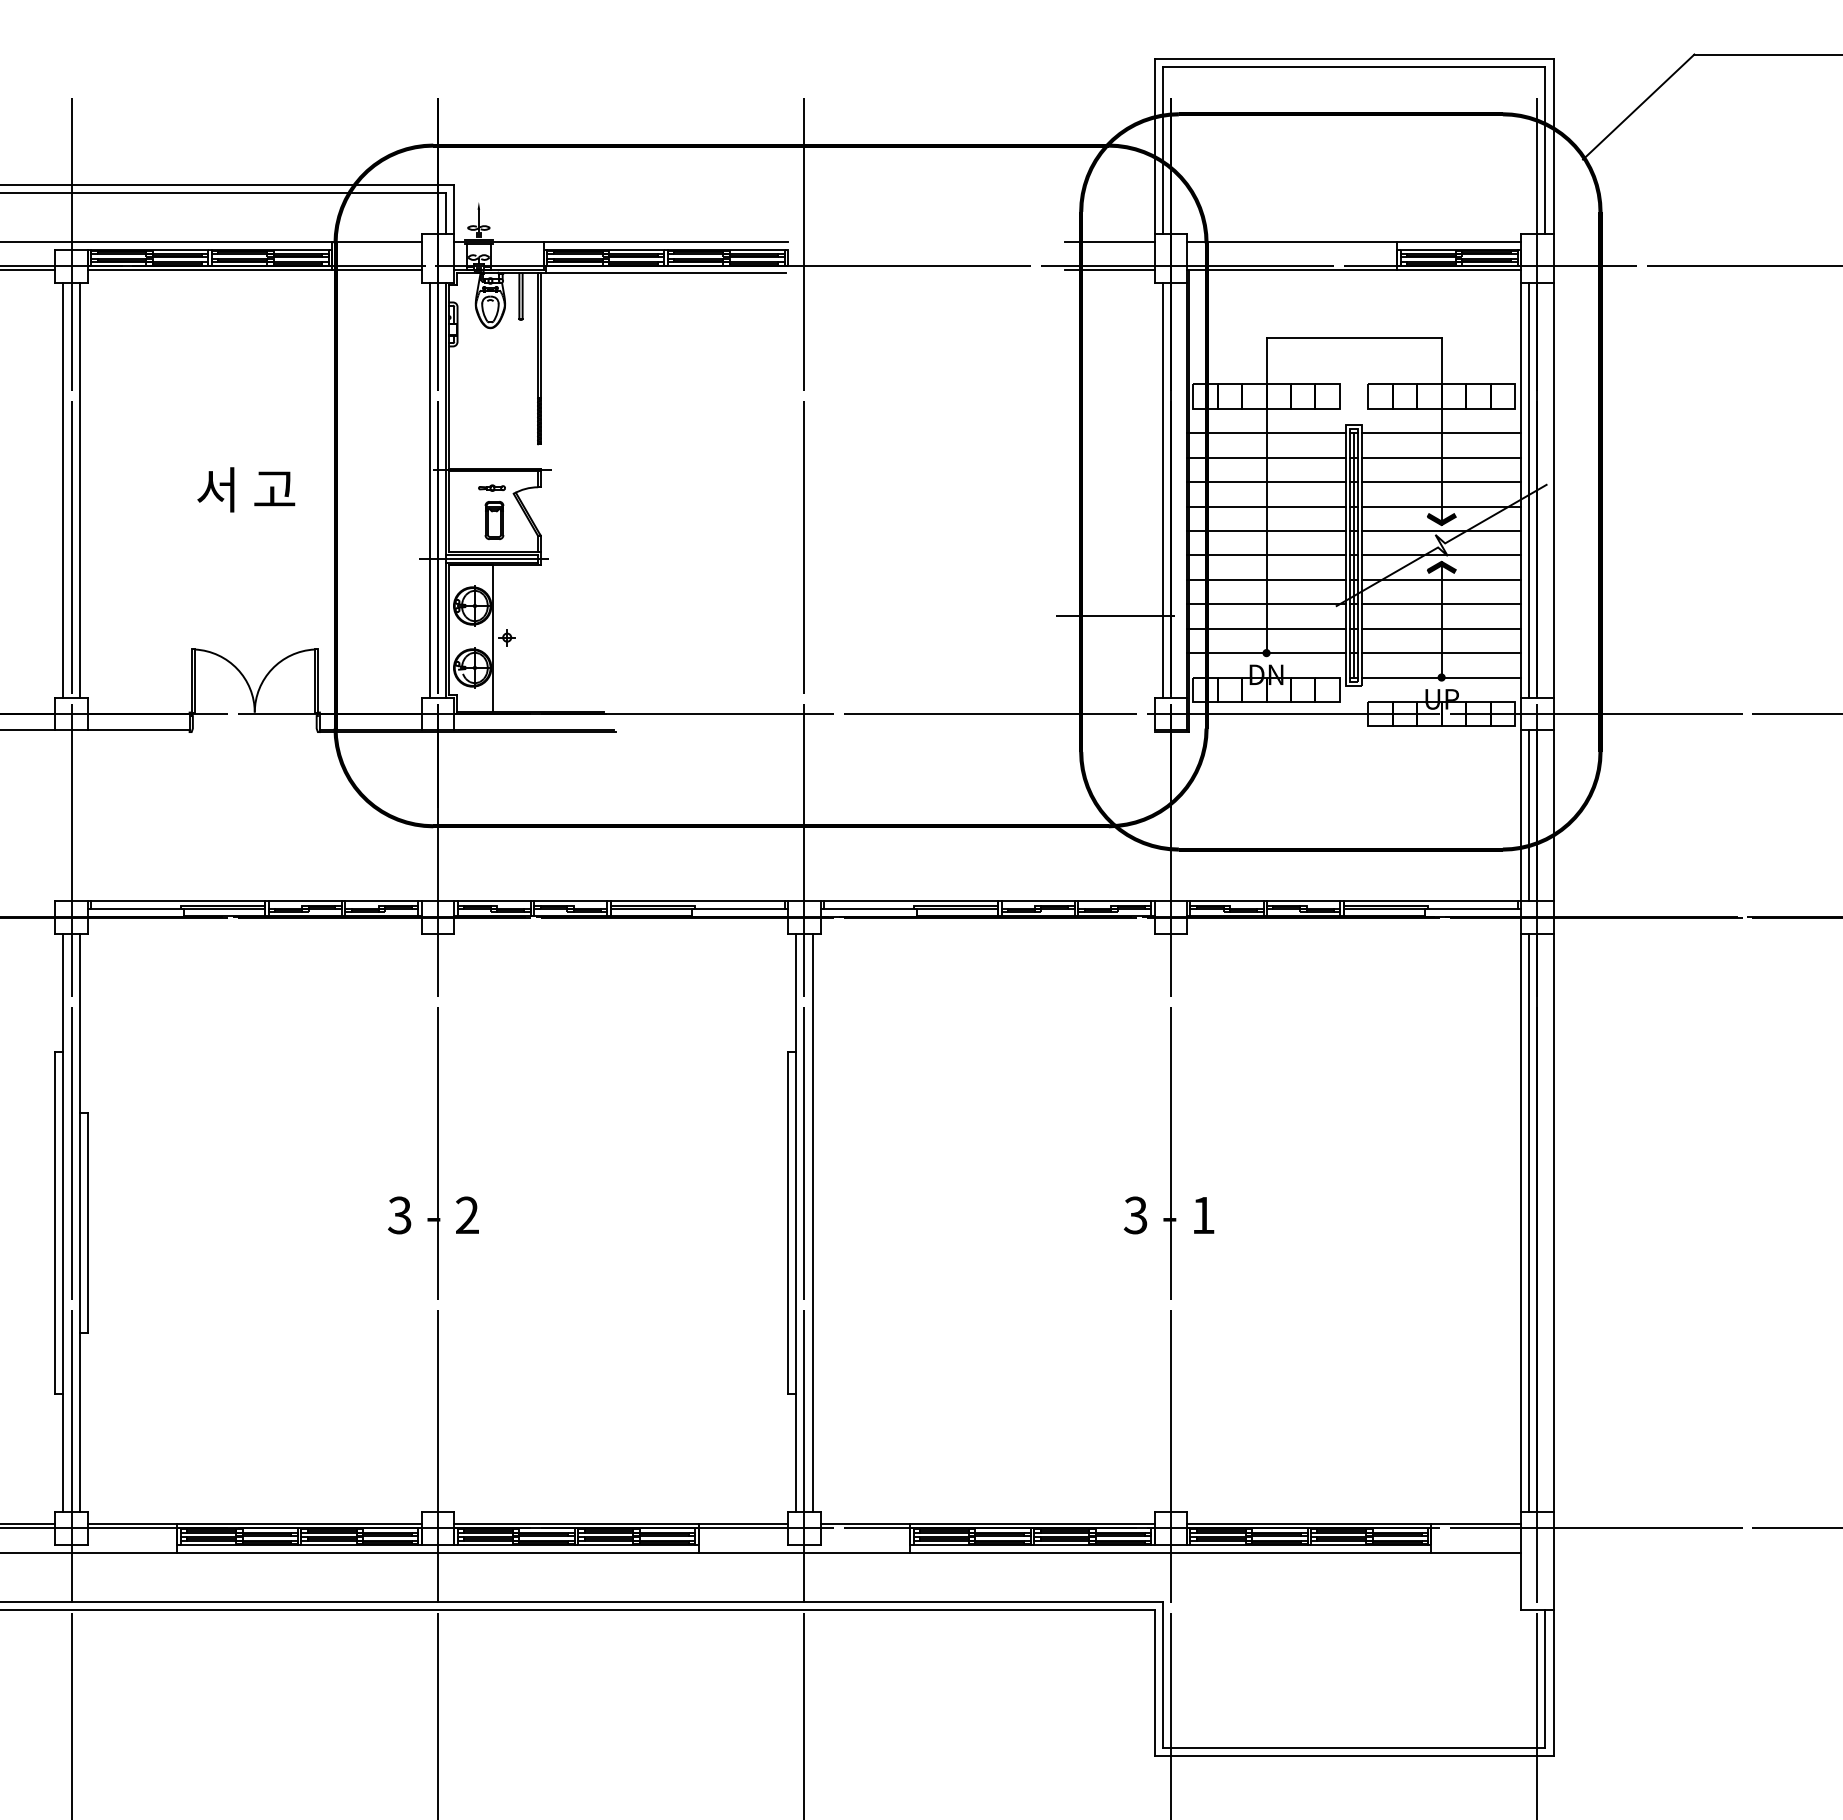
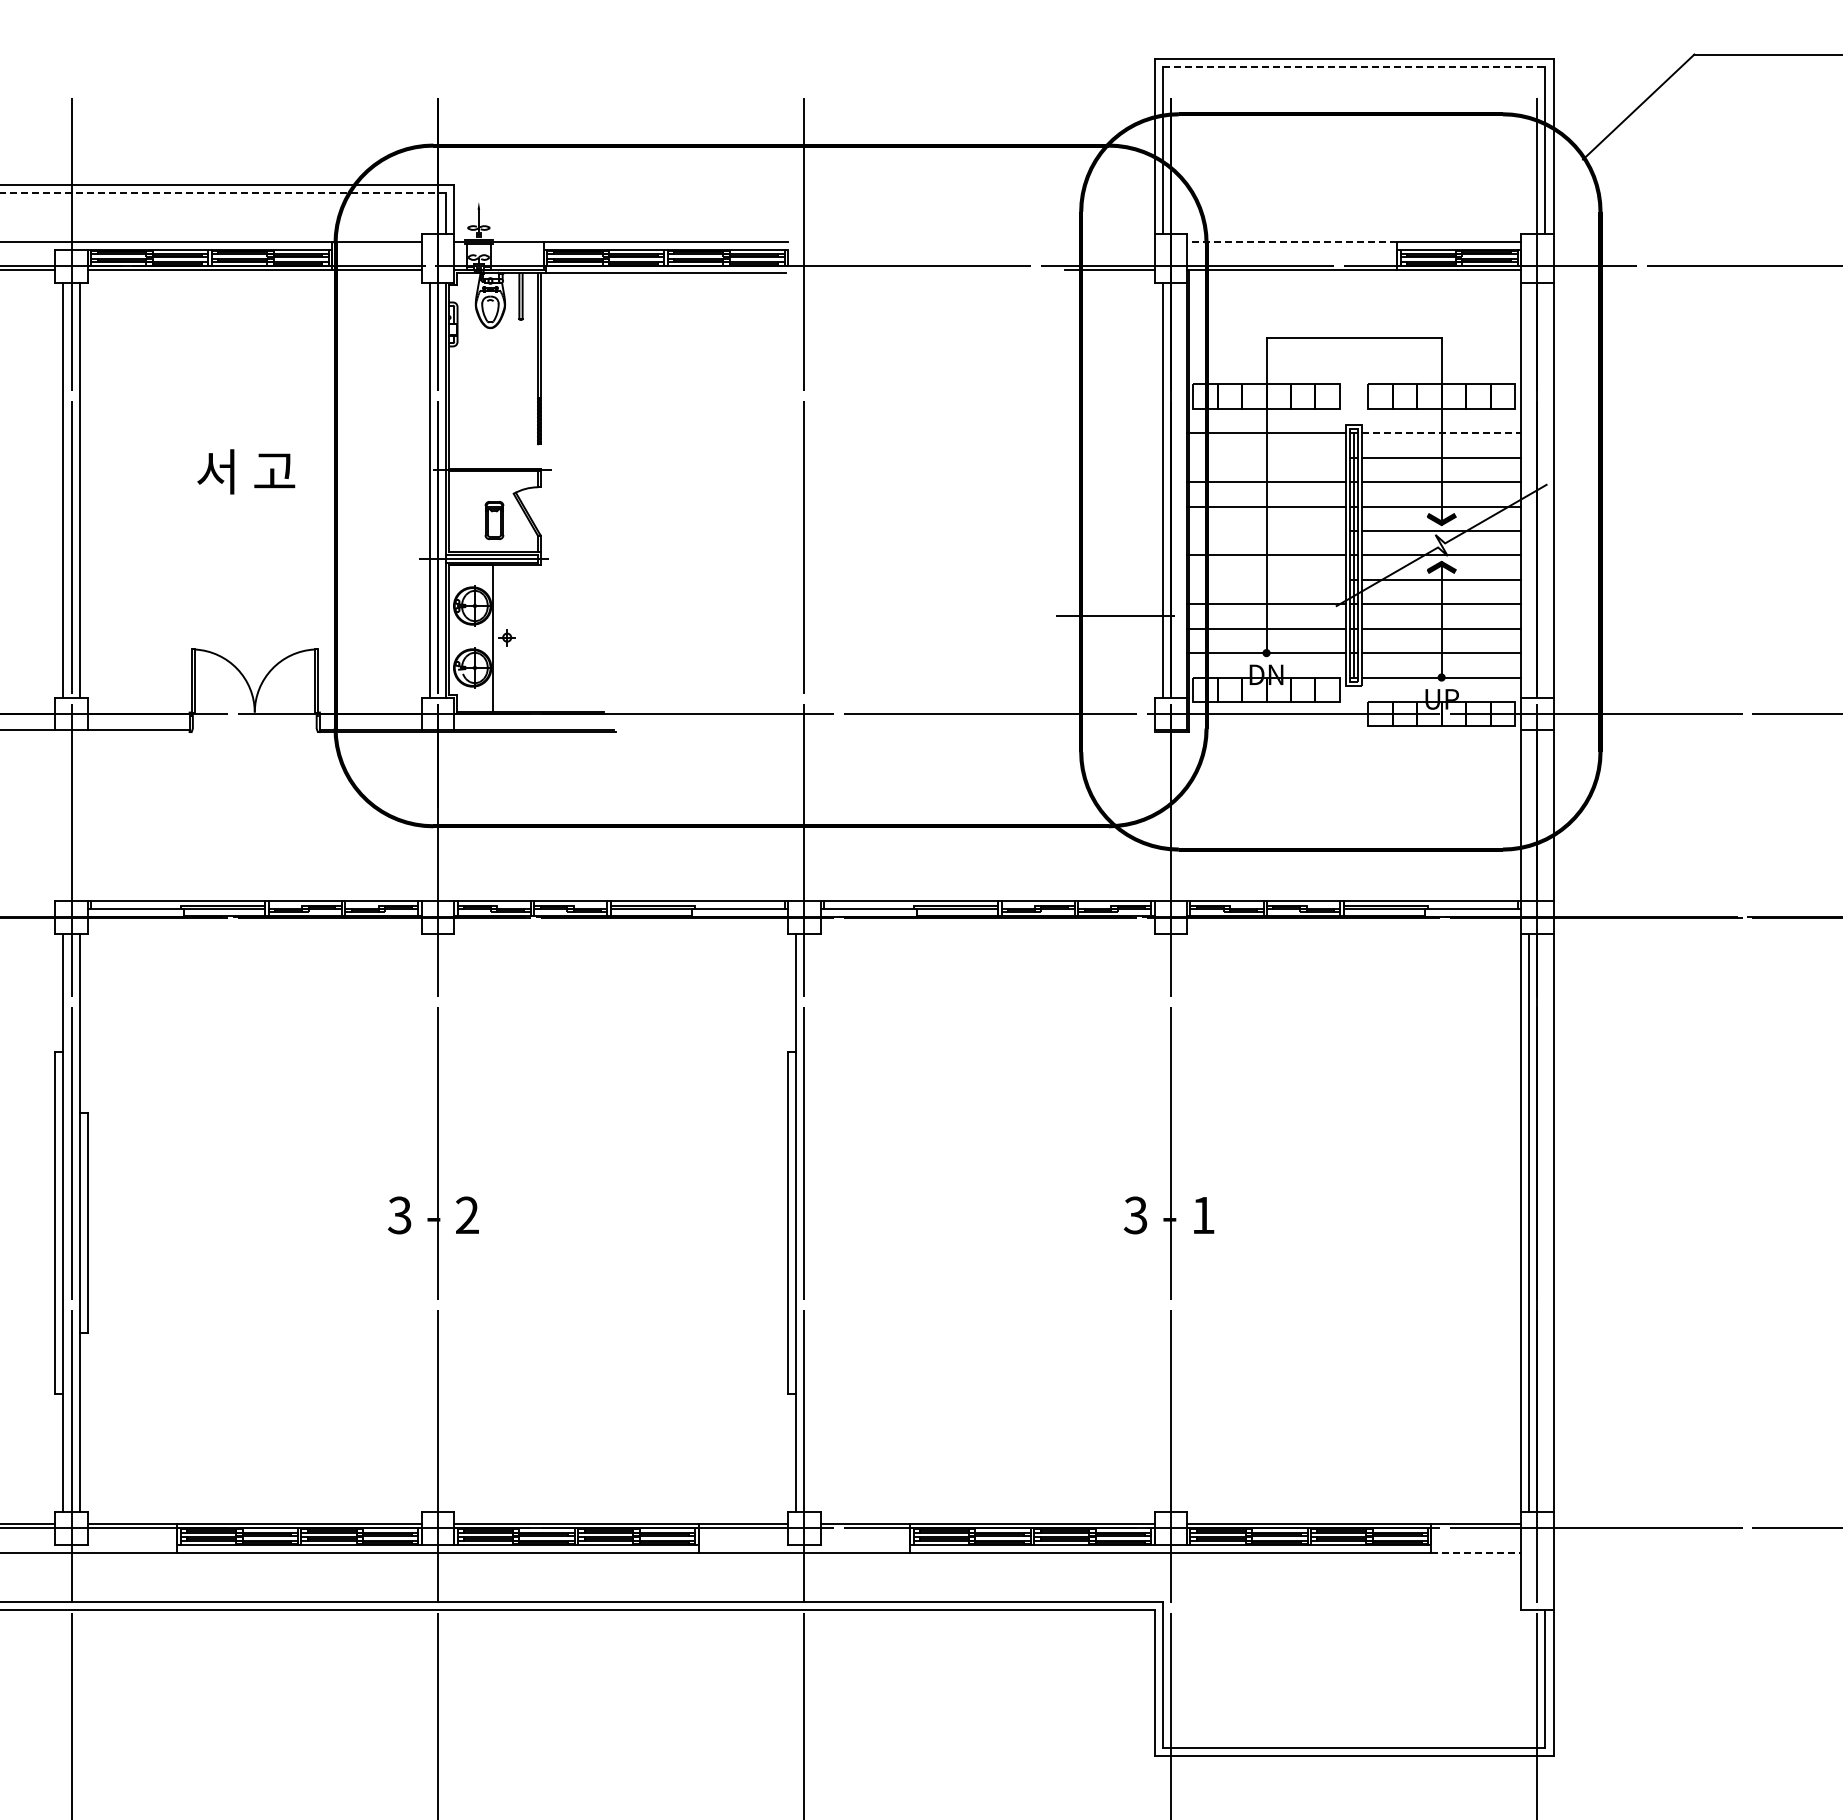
line: solid -> dashed (1354, 66)
line: solid -> dashed (223, 193)
line: present -> none (1109, 241)
line: solid -> dashed (1291, 241)
line: solid -> dashed (1442, 433)
line: present -> none (1266, 457)
part: present -> none (491, 487)
text position: (246, 489) -> (246, 471) (246, 471)
line: present -> none (1529, 489)
line: present -> none (1266, 530)
line: present -> none (1266, 579)
line: present -> none (1529, 815)
line: present -> none (812, 1223)
line: solid -> dashed (1476, 1552)
